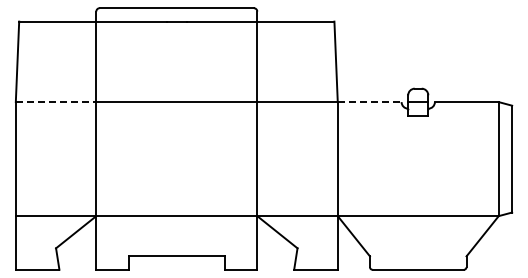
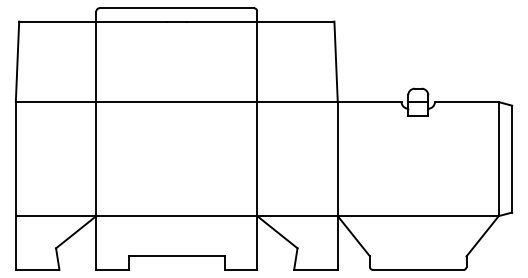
line: dashed -> solid (56, 102)
line: dashed -> solid (369, 102)
